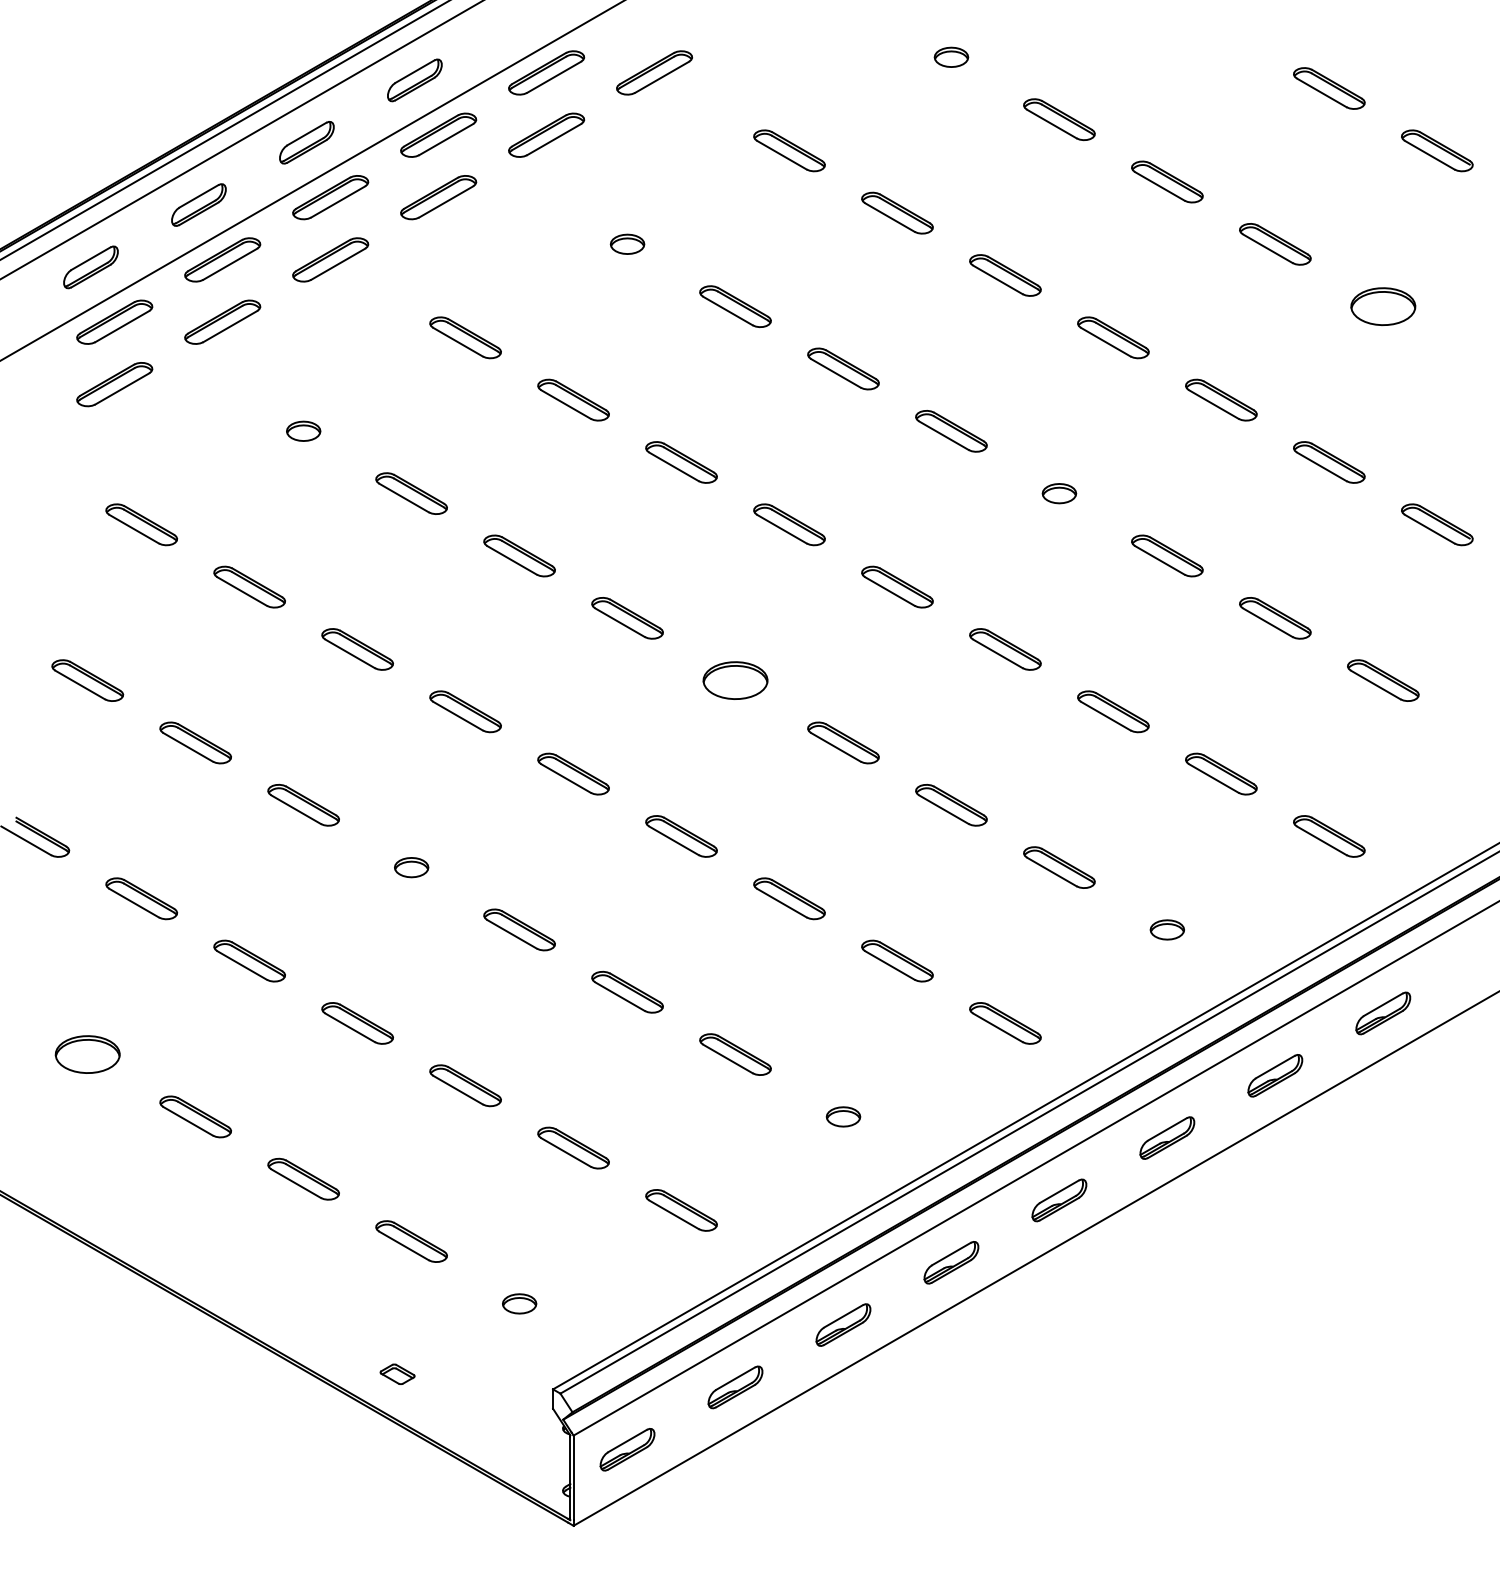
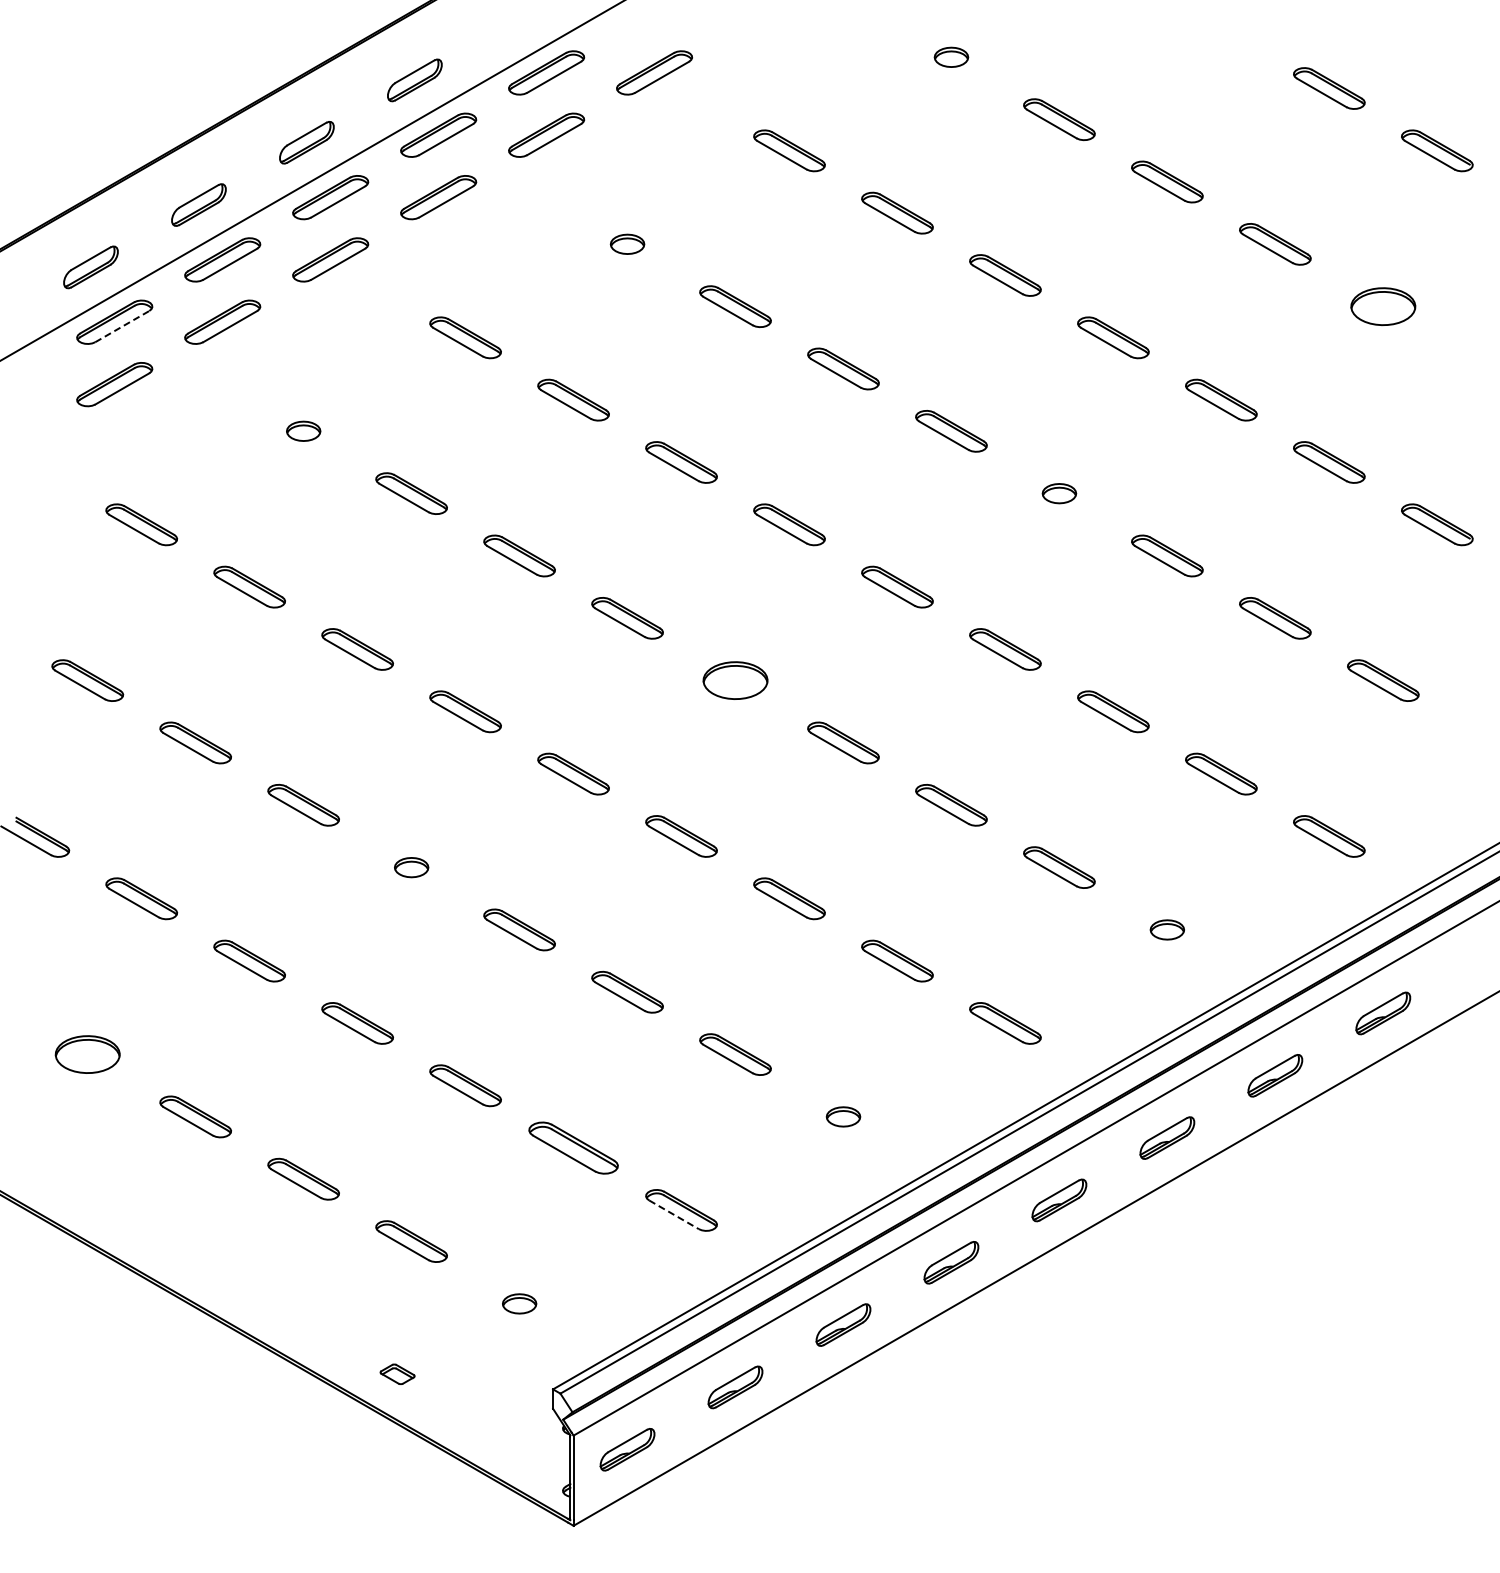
line: present -> none (224, 130)
line: present -> none (241, 140)
line: solid -> dashed (122, 326)
part size: 73x44 px -> 91x54 px (573, 1147)
line: solid -> dashed (674, 1214)
